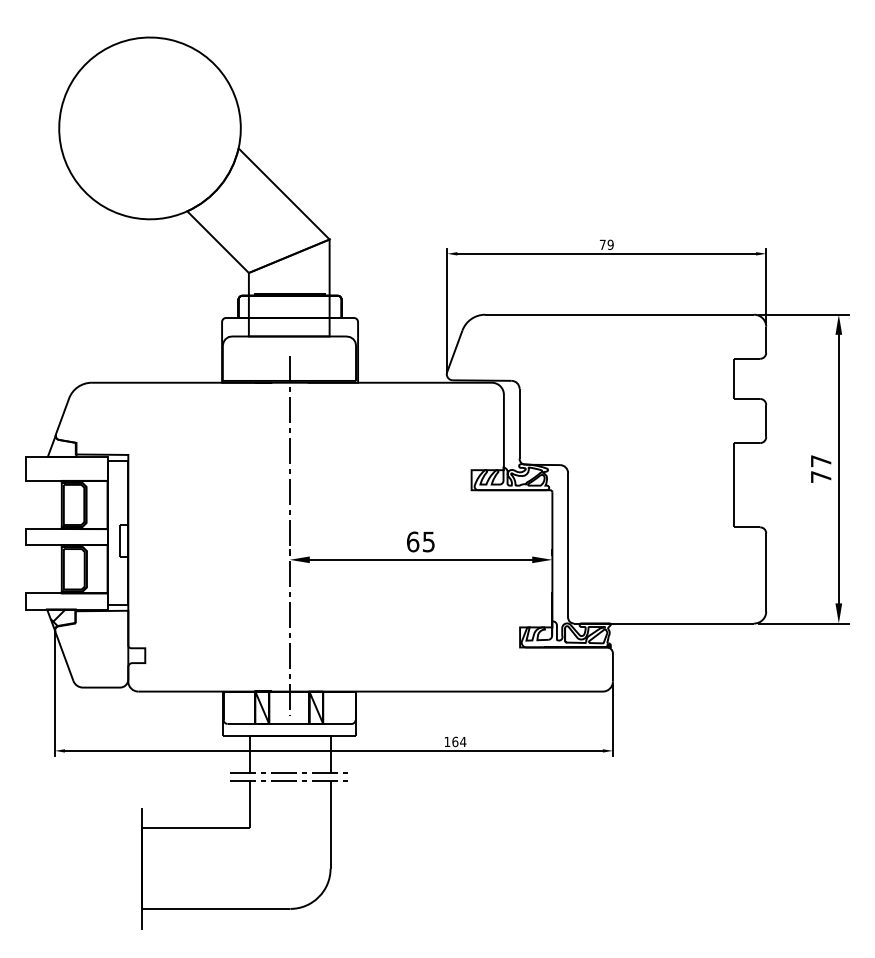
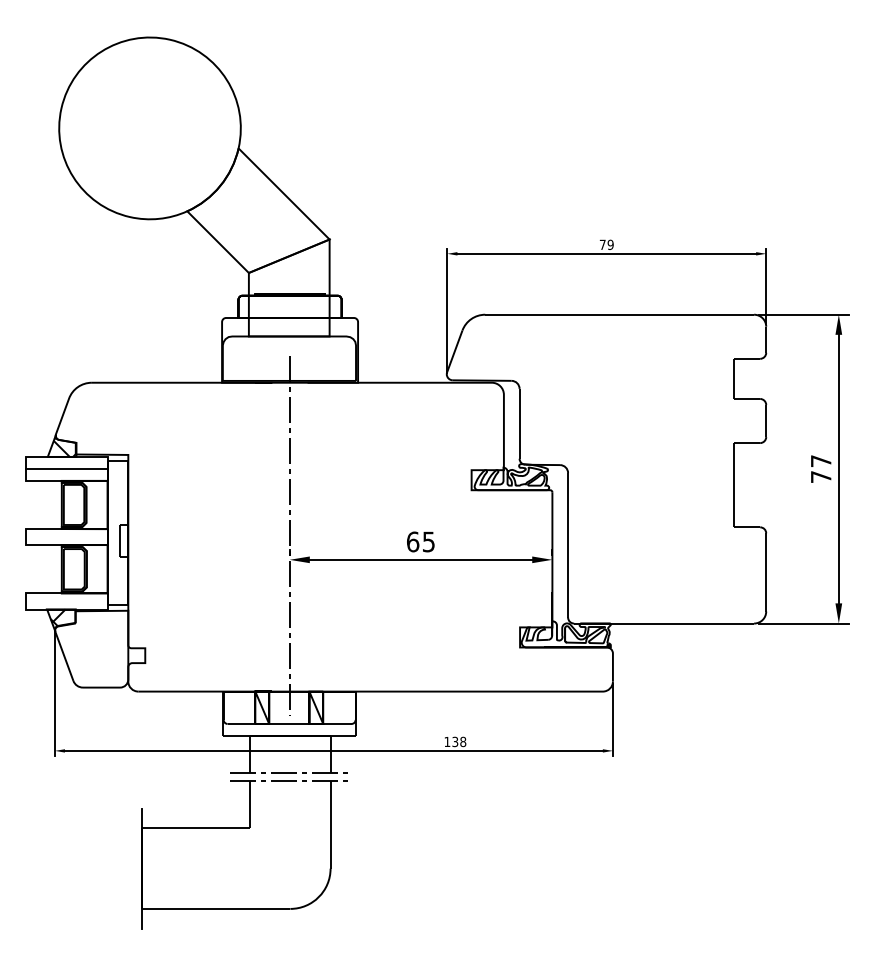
hatch: none -> present (64, 446)
line: none -> present (66, 469)
text: 164 -> 138 (459, 741)
